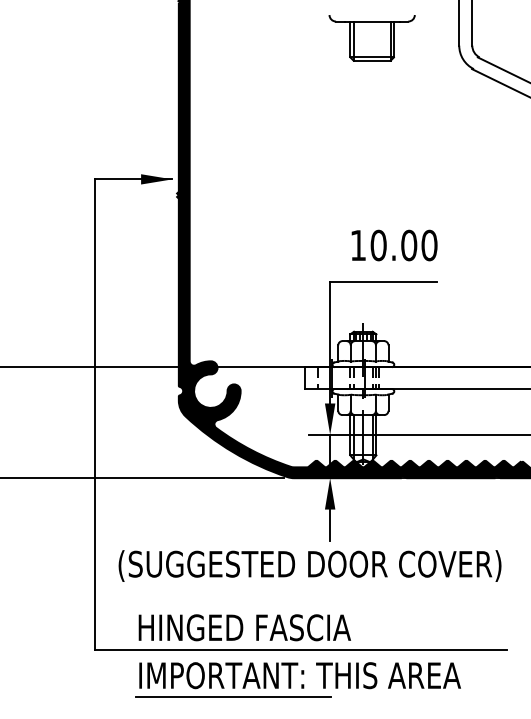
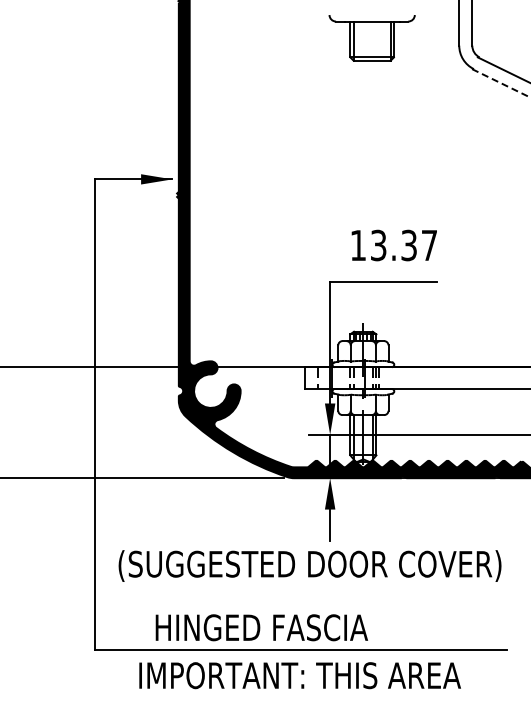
line: solid -> dashed (501, 83)
text: 10.00 -> 13.37 (403, 245)
text position: (244, 627) -> (261, 627) (261, 627)
line: present -> none (233, 697)
